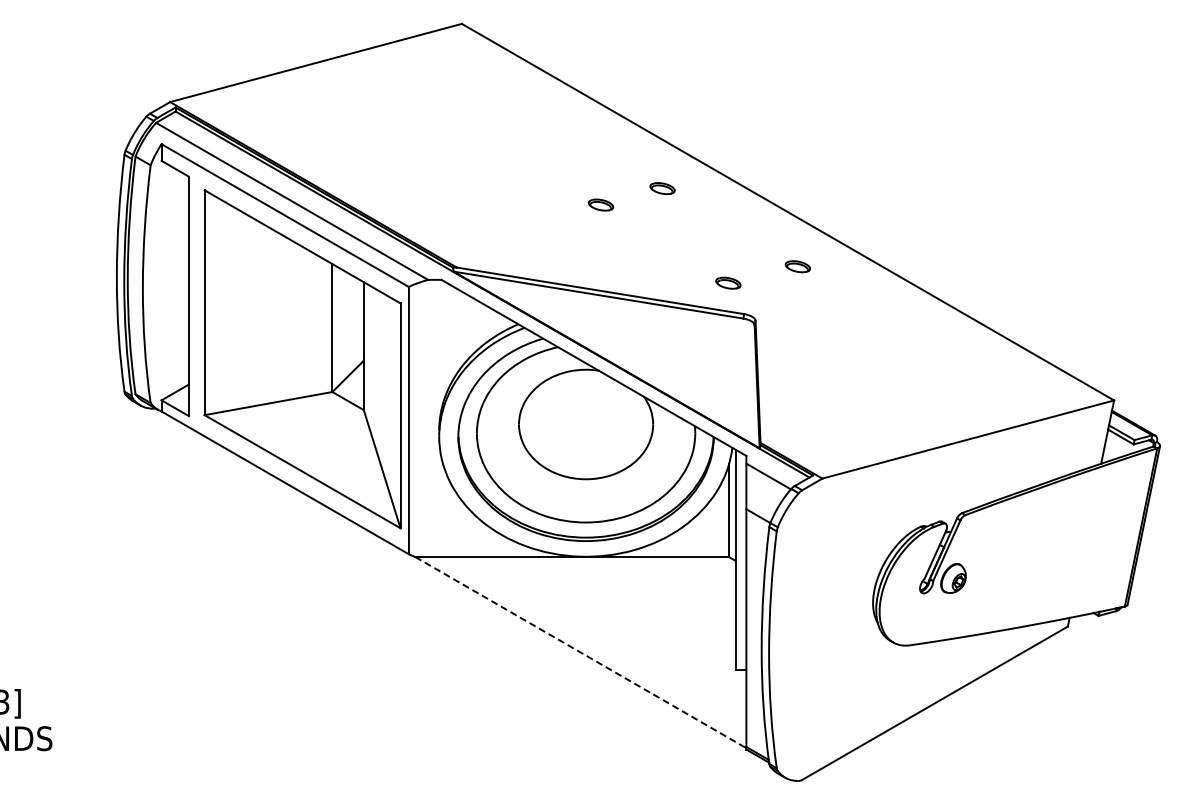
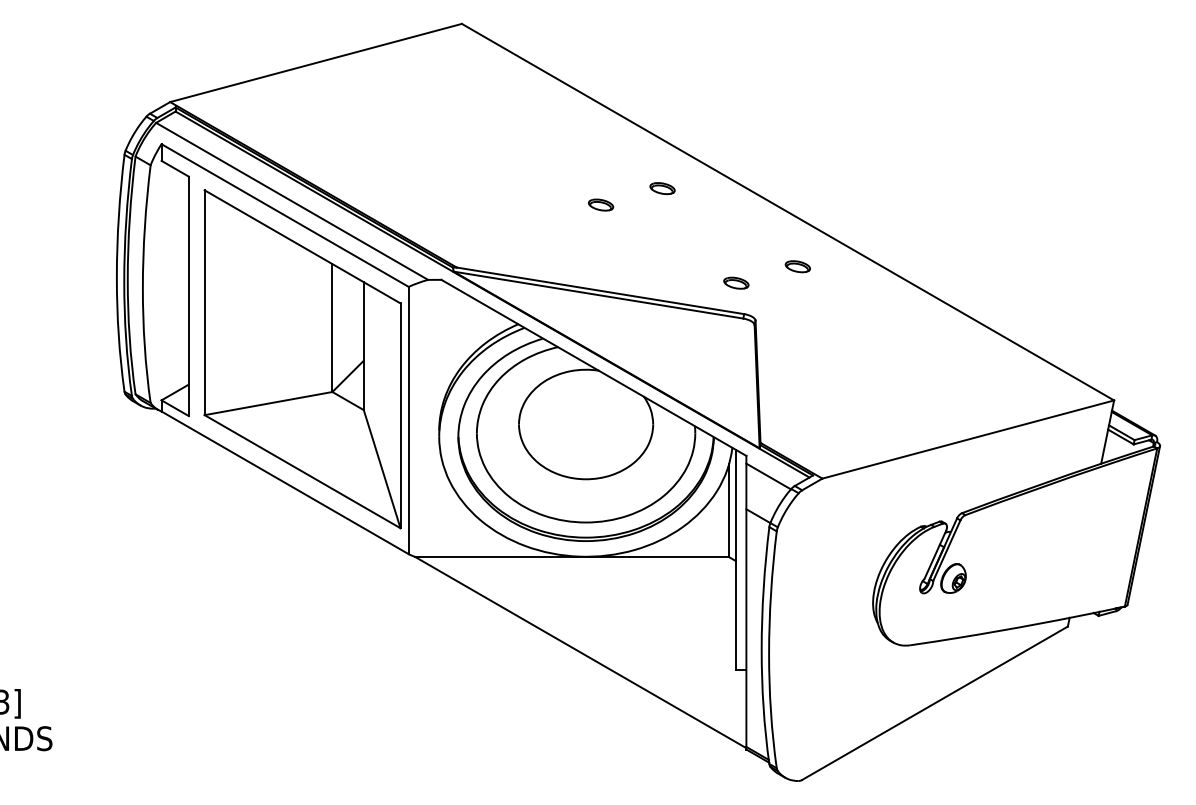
part position: (728, 282) -> (736, 282) (736, 282)
line: dashed -> solid (581, 652)
